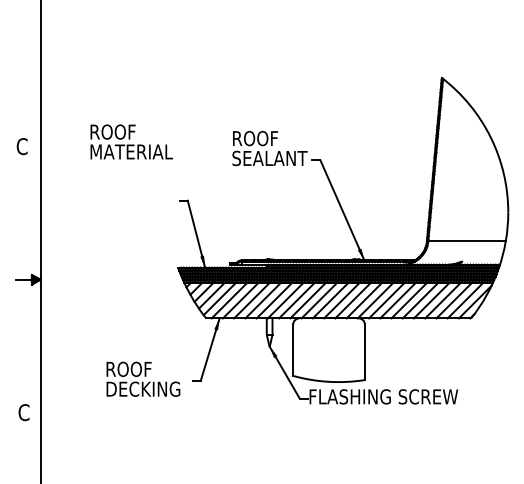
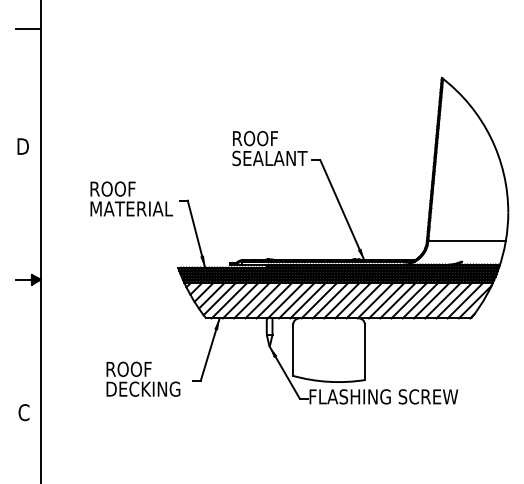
line: none -> present (27, 29)
text position: (131, 141) -> (131, 198) (131, 198)
text: C -> D (22, 146)
